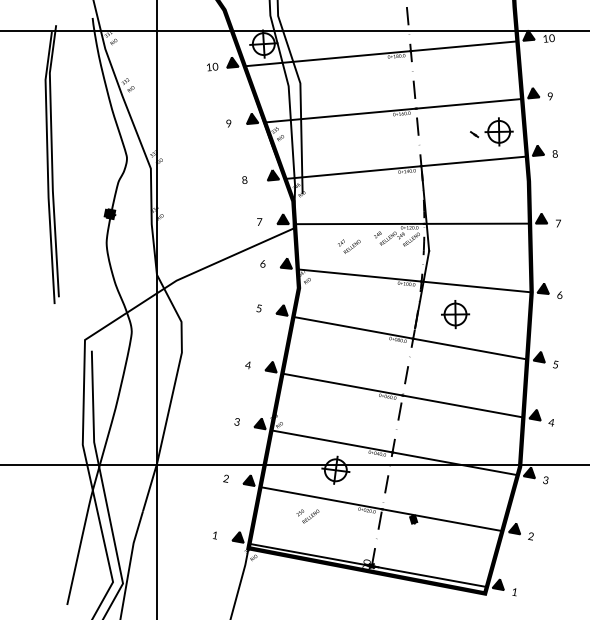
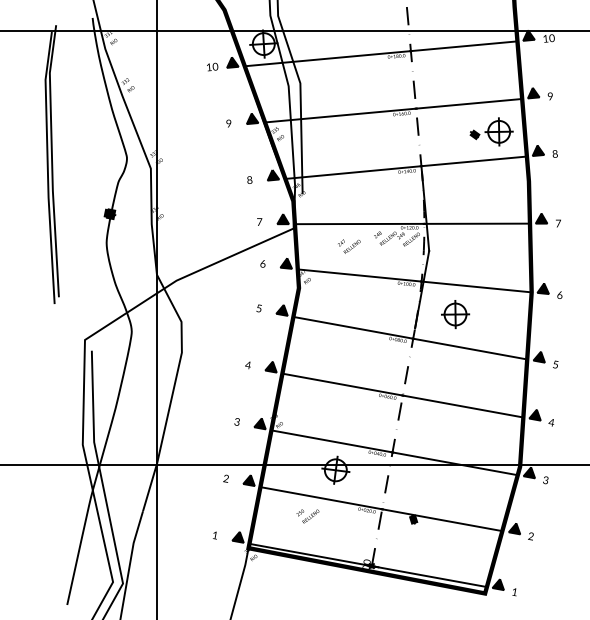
fill: none -> present (474, 134)
text position: (244, 179) -> (249, 179) (249, 179)
